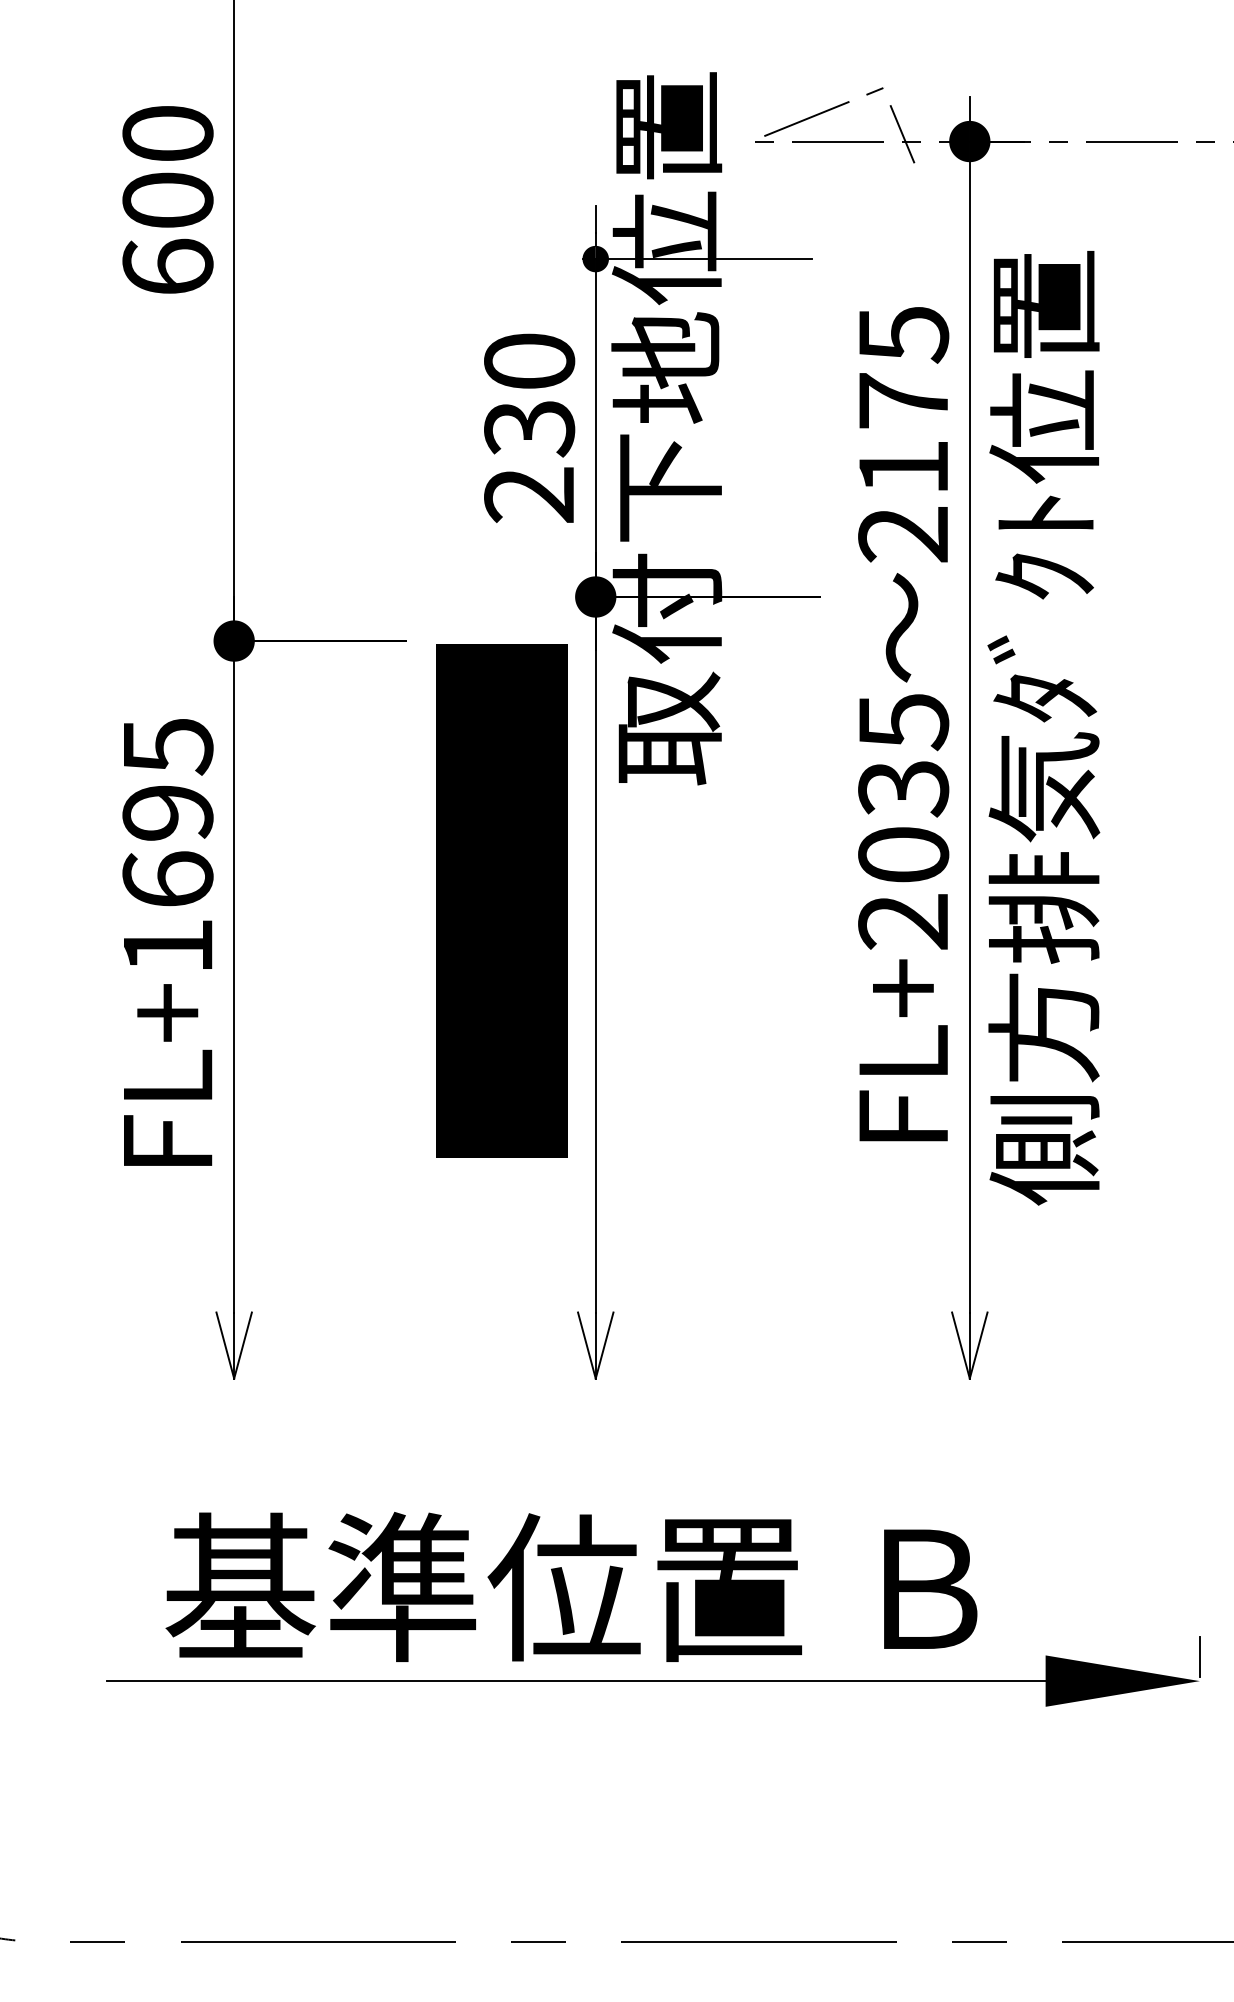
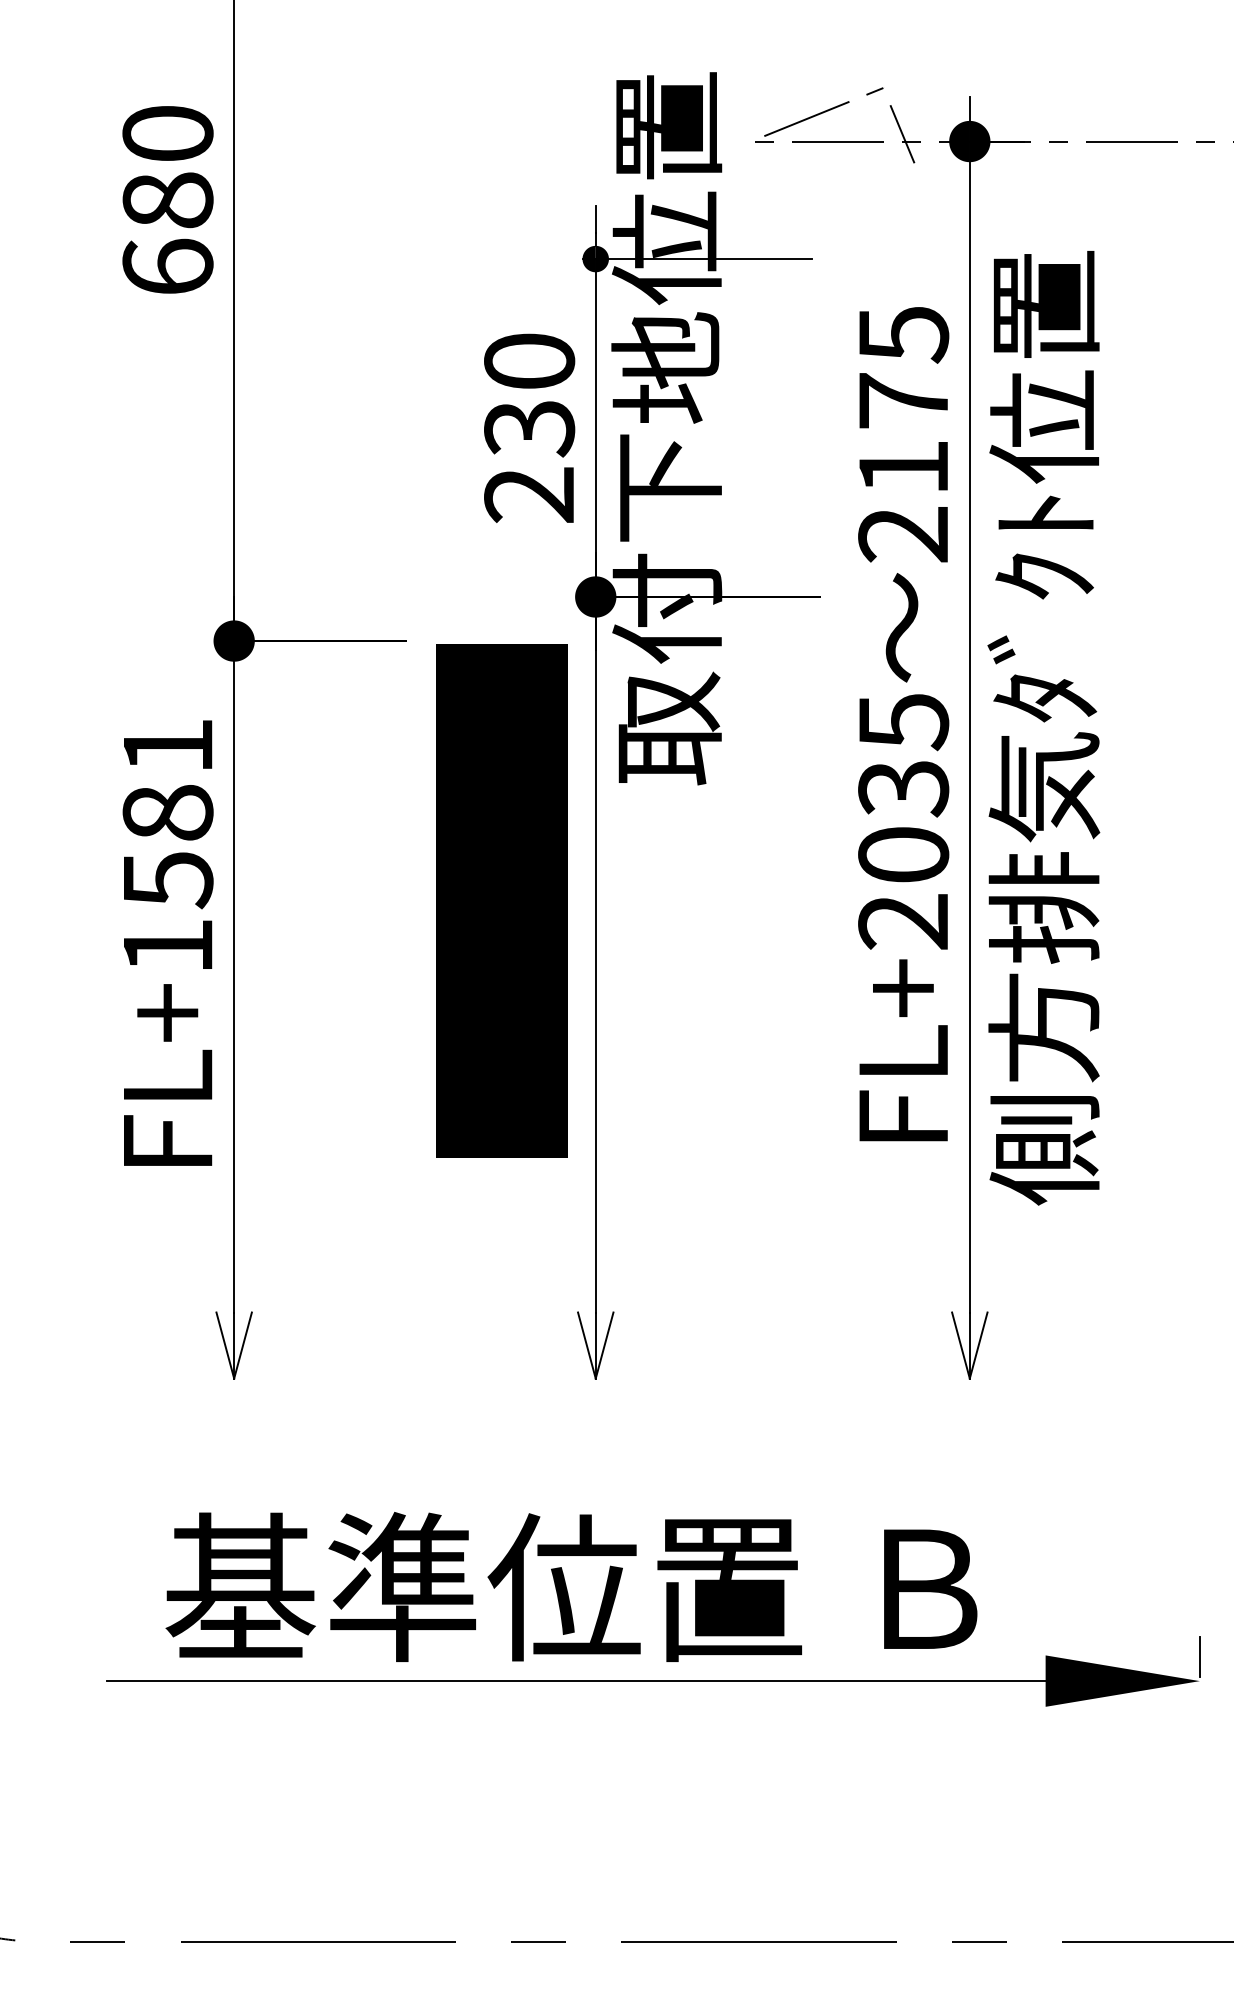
text: 600 -> 680 (167, 200)
text: FL+1695 -> FL+1581 (167, 814)
